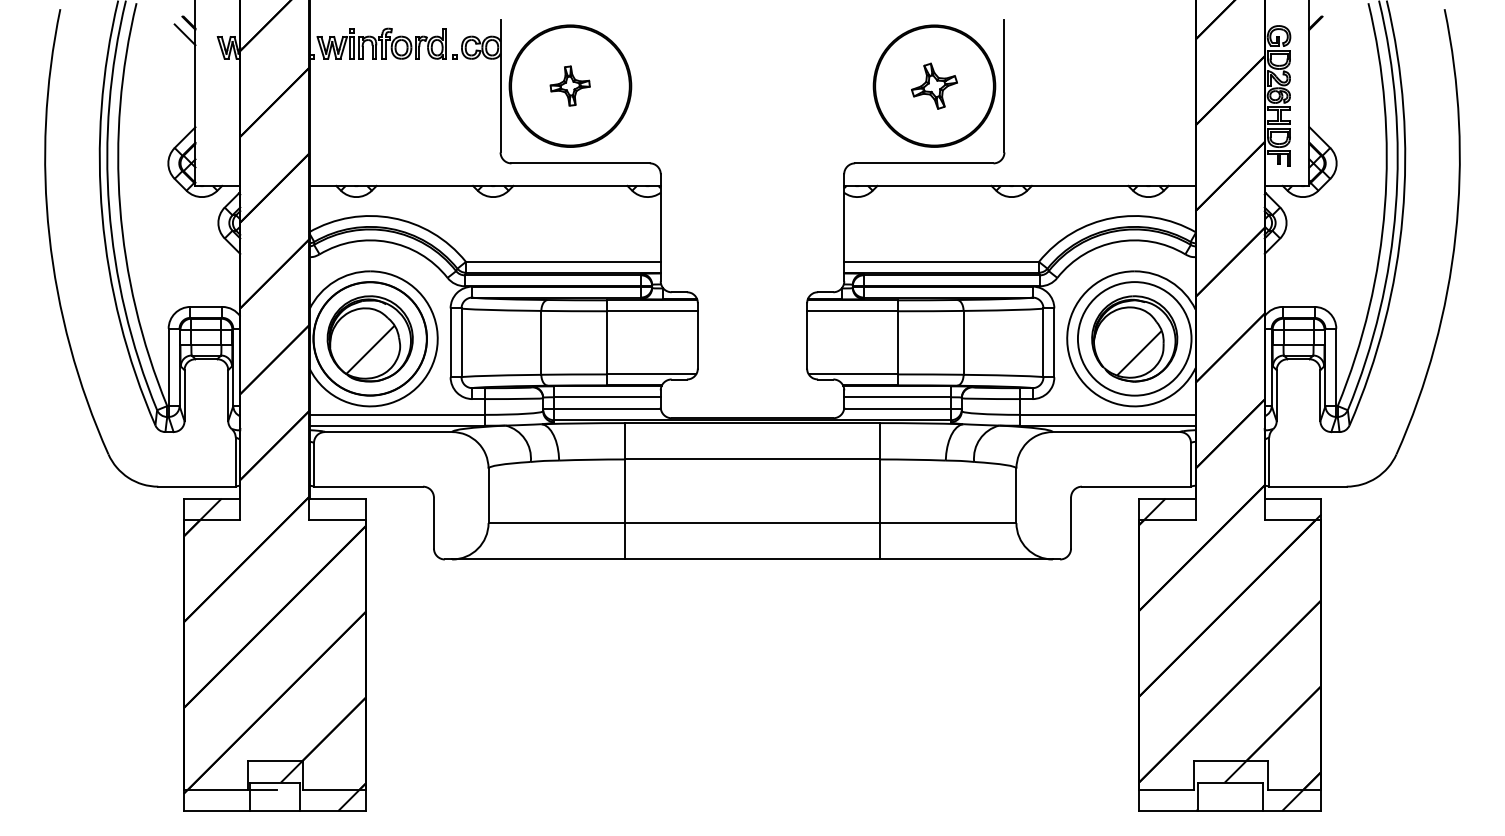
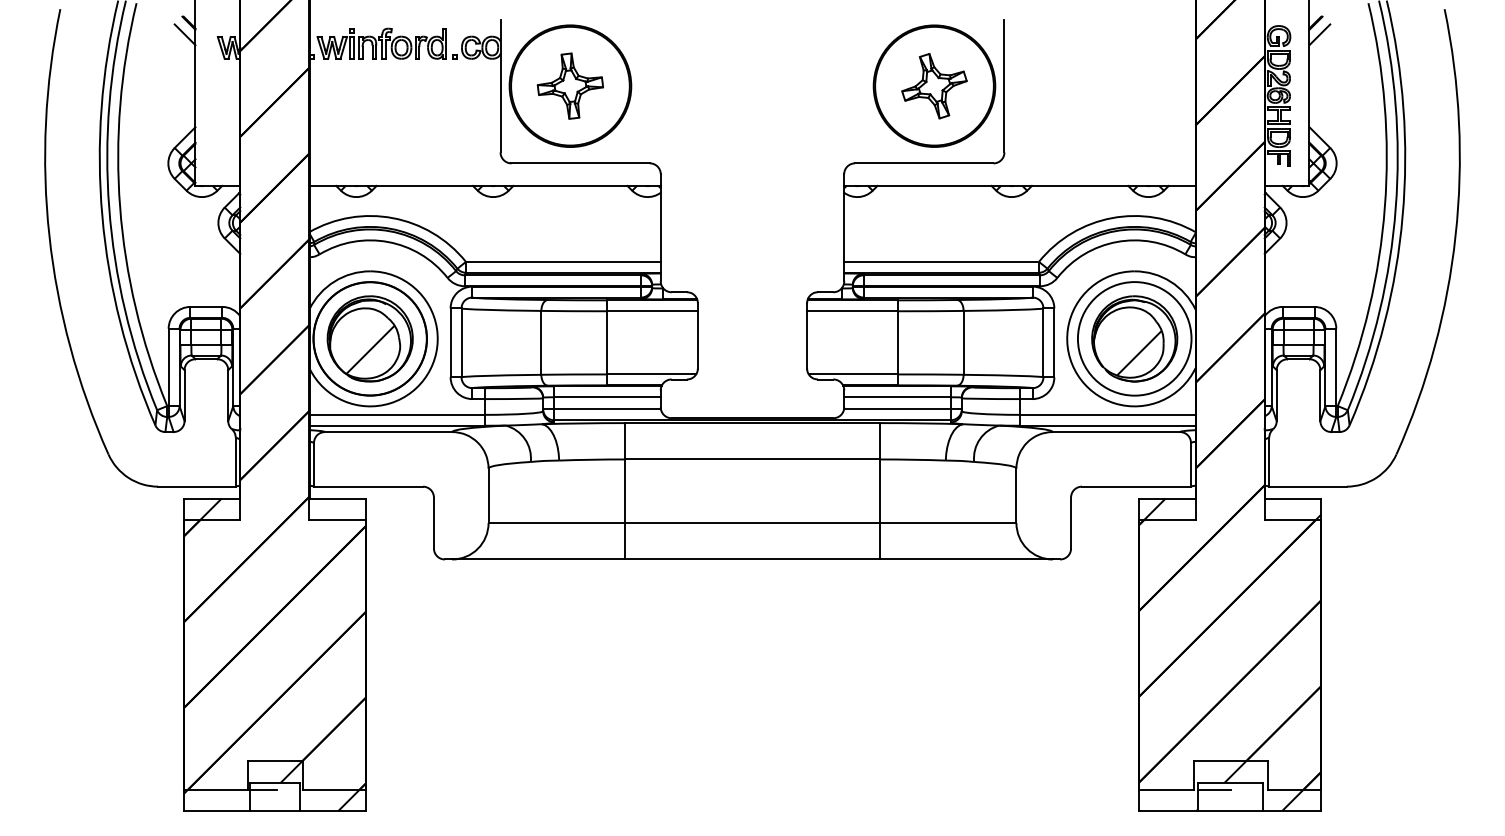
line: none -> present (1319, 34)
part size: 42x42 px -> 68x68 px (569, 85)
part size: 47x48 px -> 67x67 px (934, 86)
line: none -> present (1213, 789)
